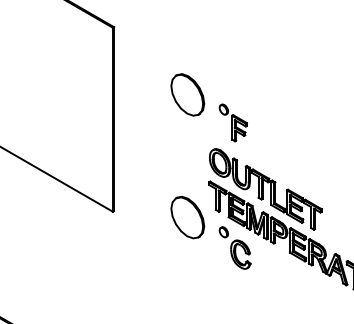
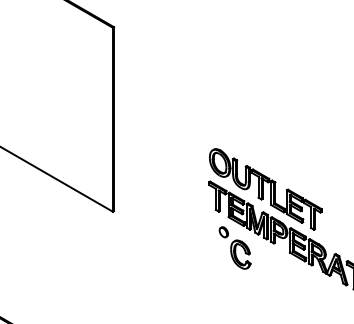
part: present -> none (187, 94)
part: present -> none (232, 122)
part: present -> none (187, 217)
